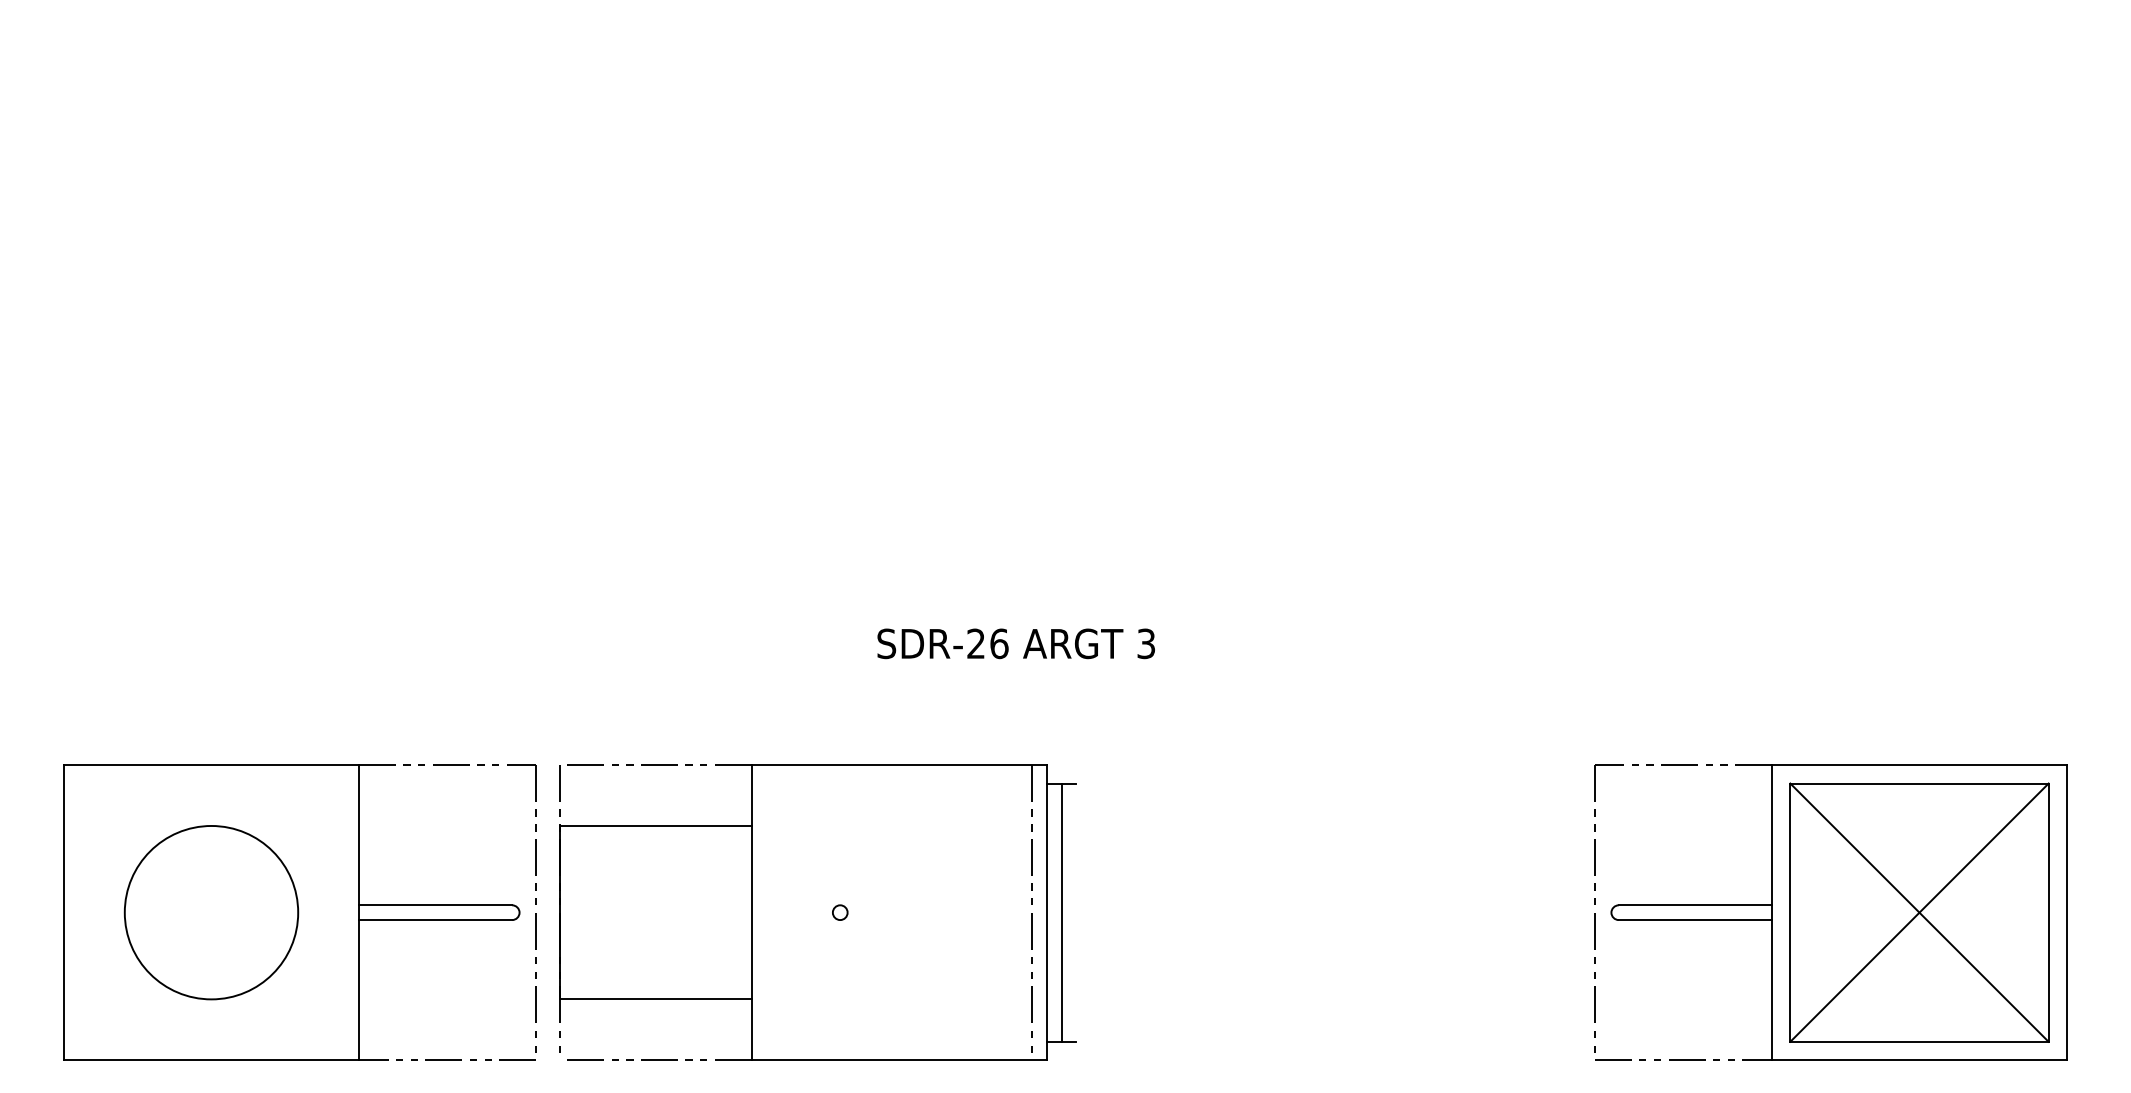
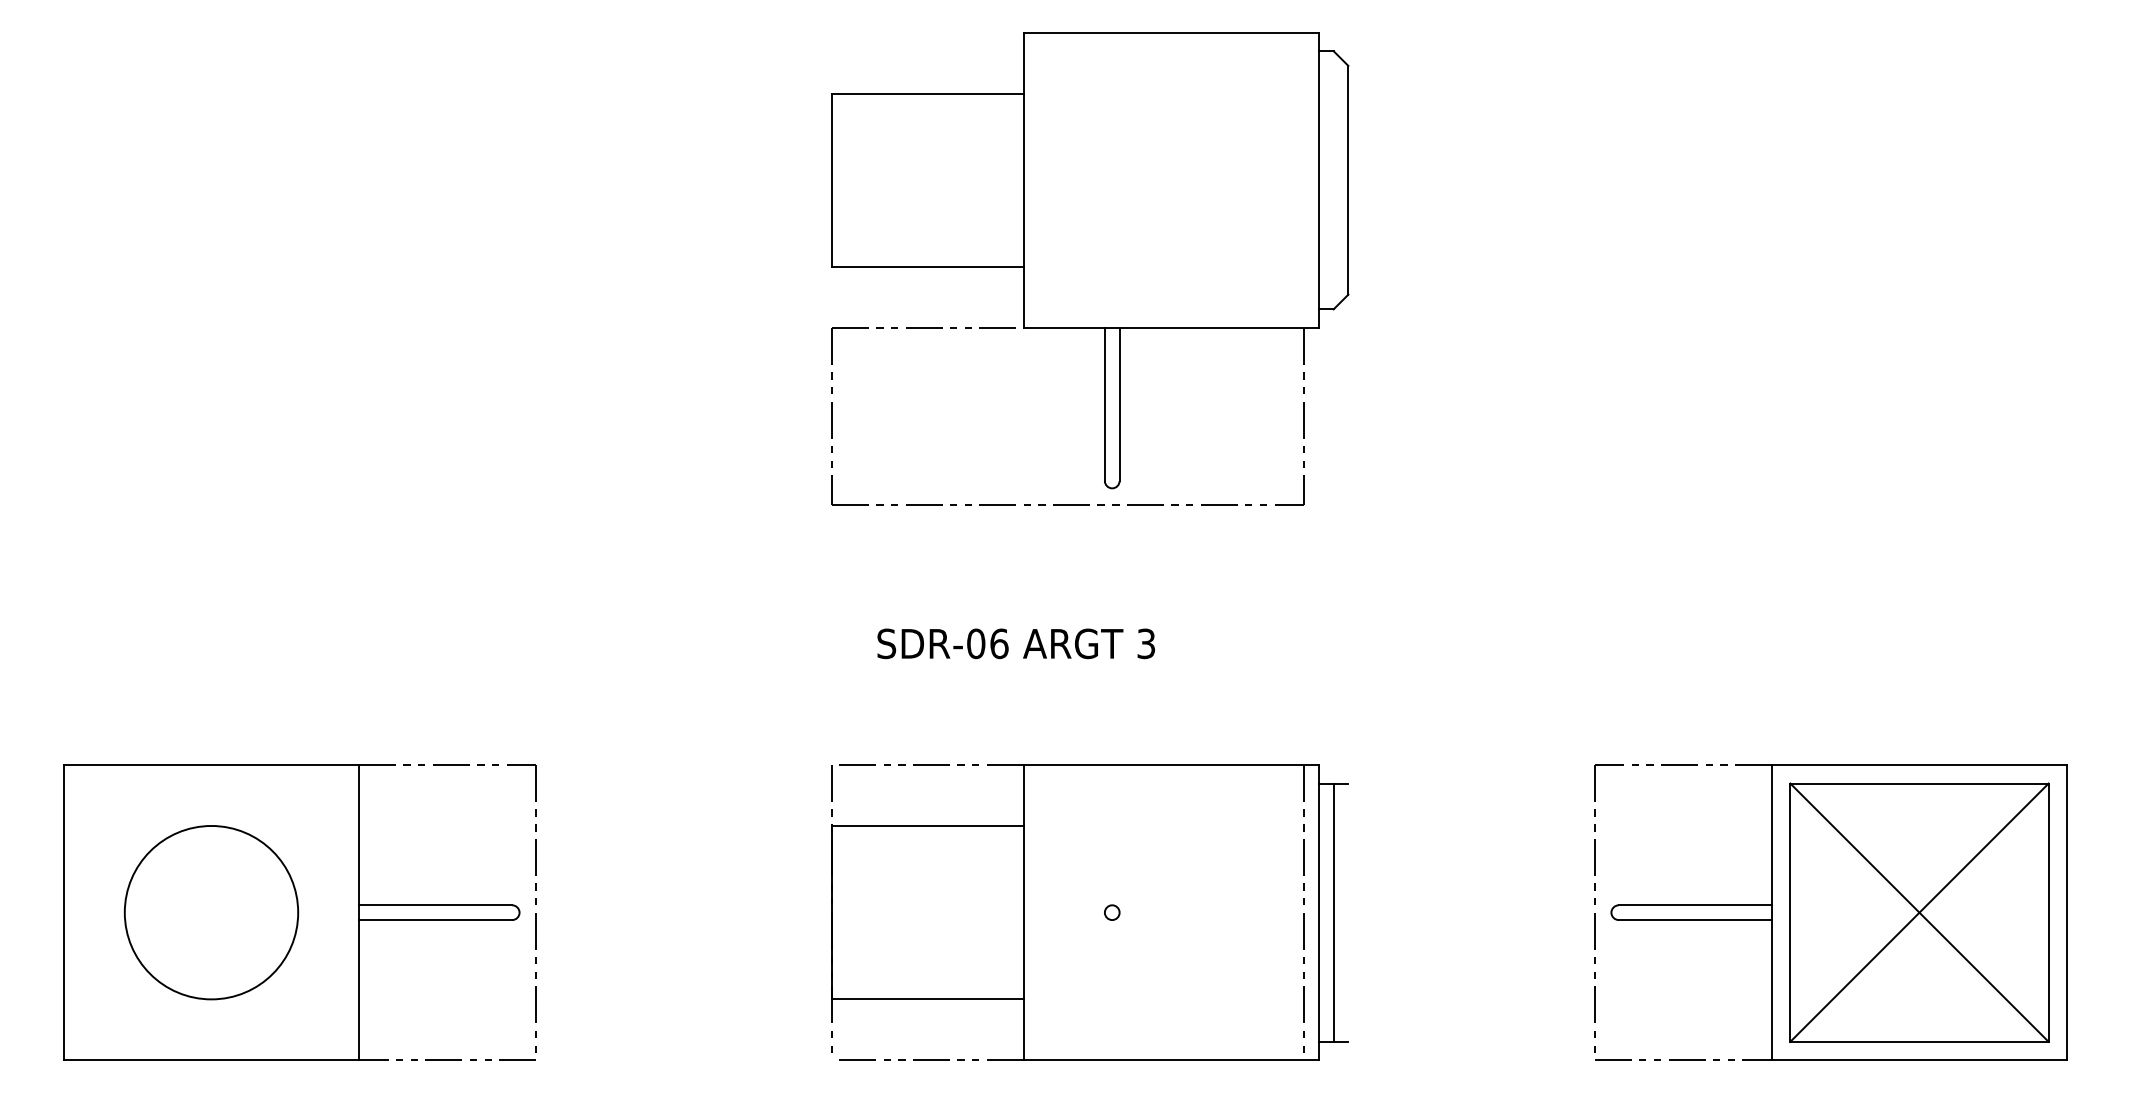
part: none -> present (1090, 268)
text: SDR-26 -> SDR-06 (976, 643)
part position: (817, 912) -> (1089, 912) (1089, 912)
